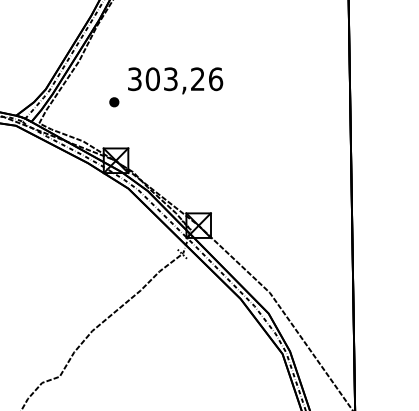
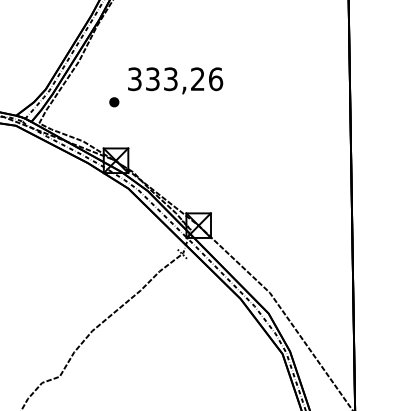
text: 303,26 -> 333,26 (152, 79)
